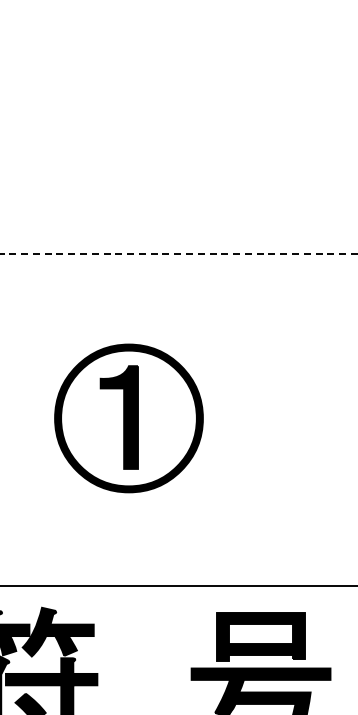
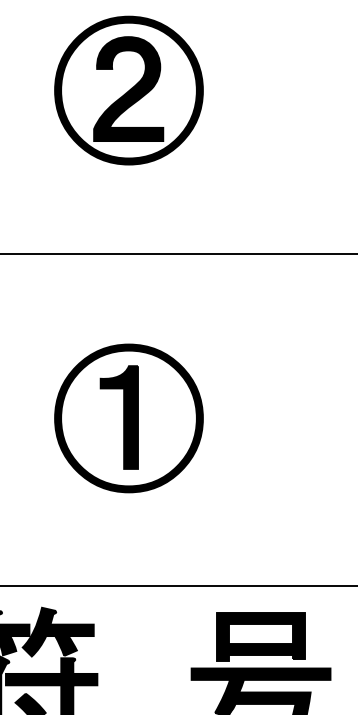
part: none -> present (128, 90)
line: dashed -> solid (179, 253)
